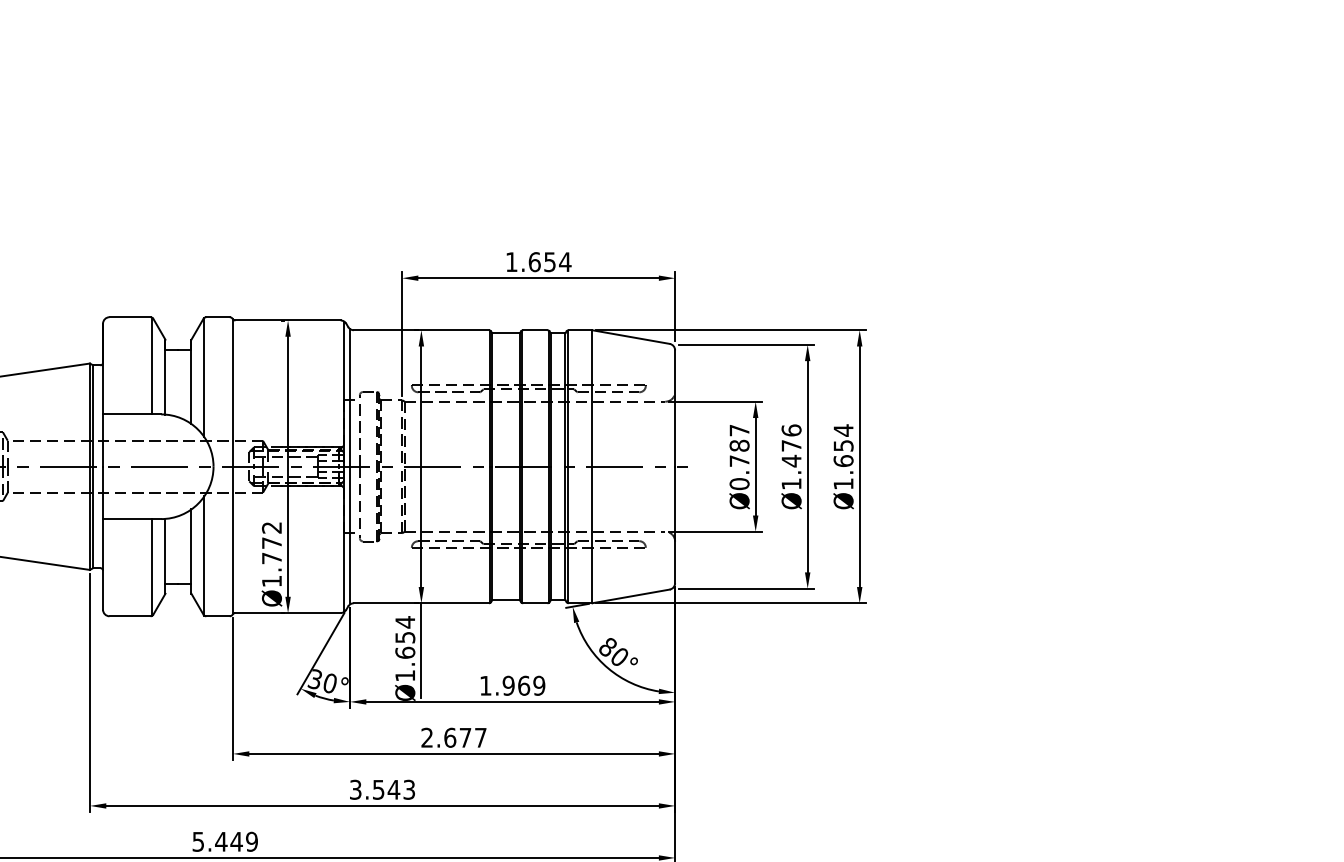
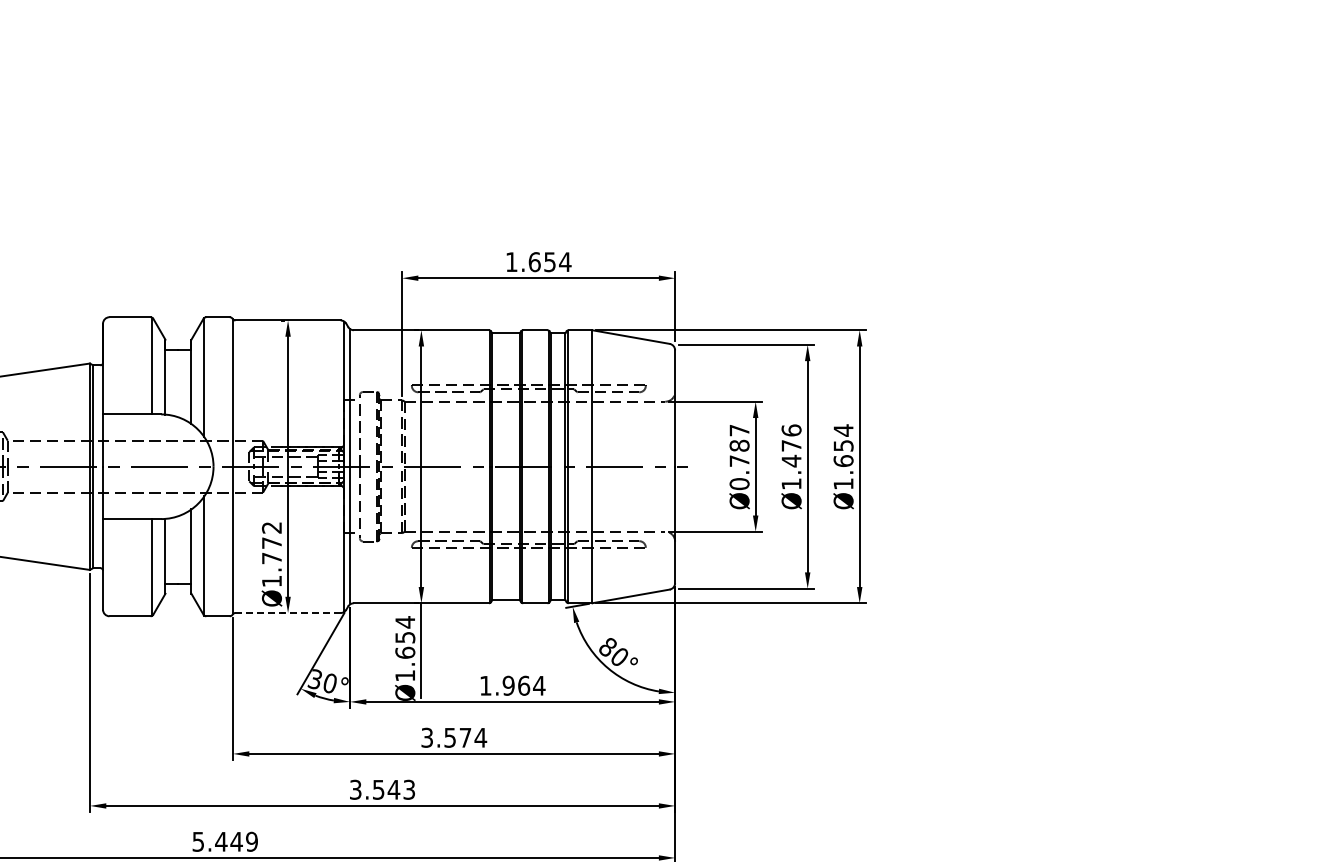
line: solid -> dashed (288, 613)
text: 1.969 -> 1.964 (539, 685)
text: 2.677 -> 3.574 (454, 737)
